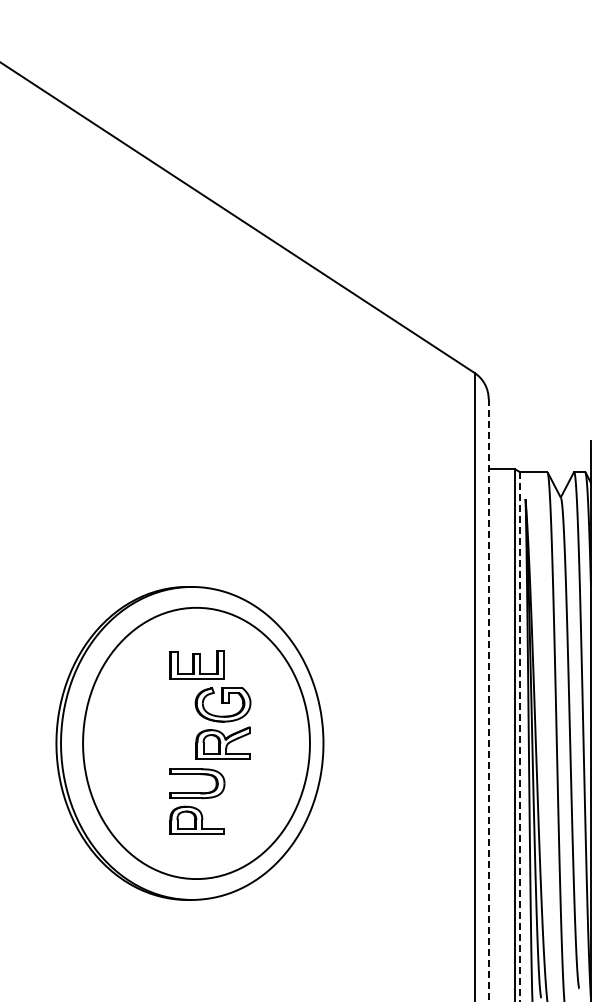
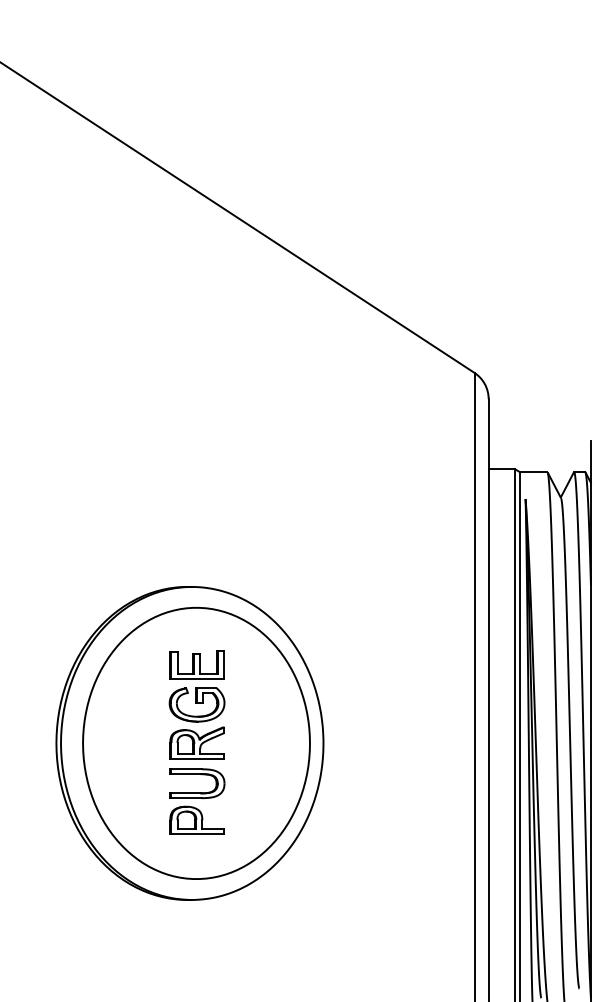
line: dashed -> solid (488, 700)
part position: (222, 723) -> (196, 723) (196, 723)
line: dashed -> solid (519, 736)
